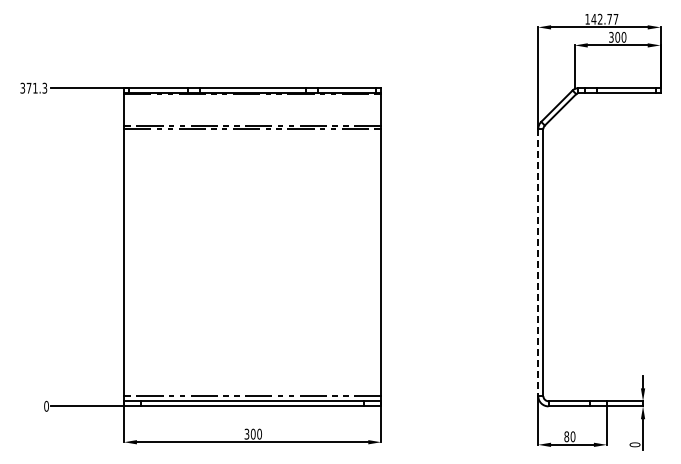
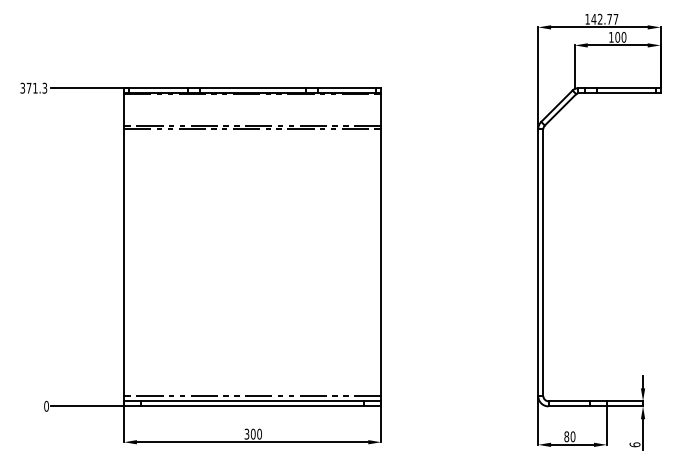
text: 300 -> 100 (611, 37)
line: dashed -> solid (538, 263)
text: 0 -> 6 (634, 444)
